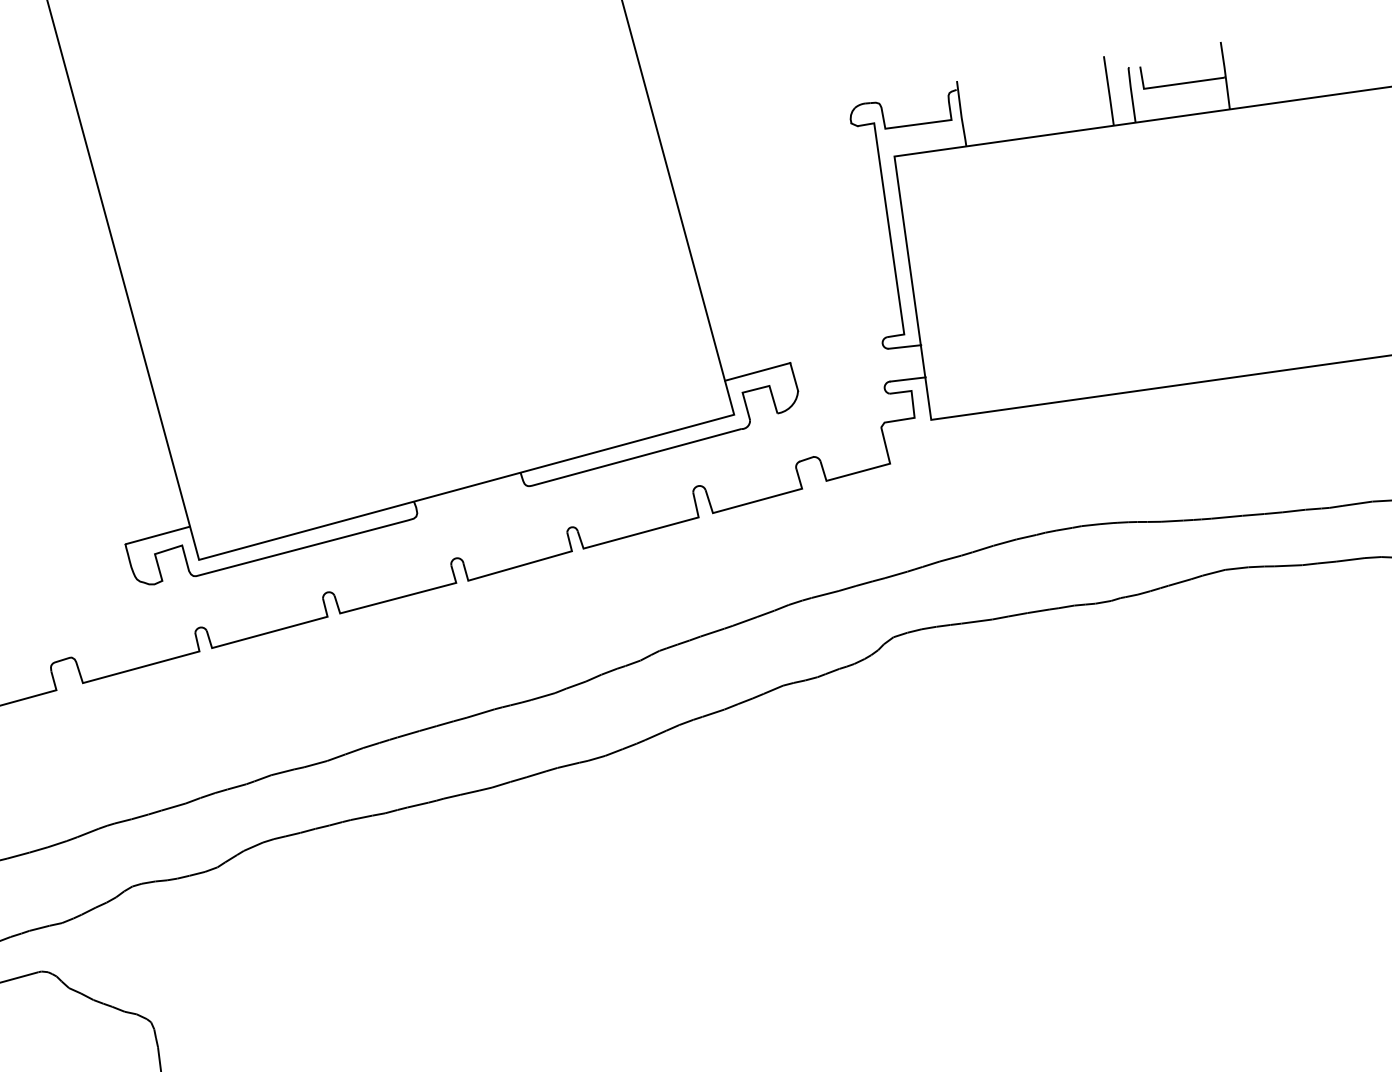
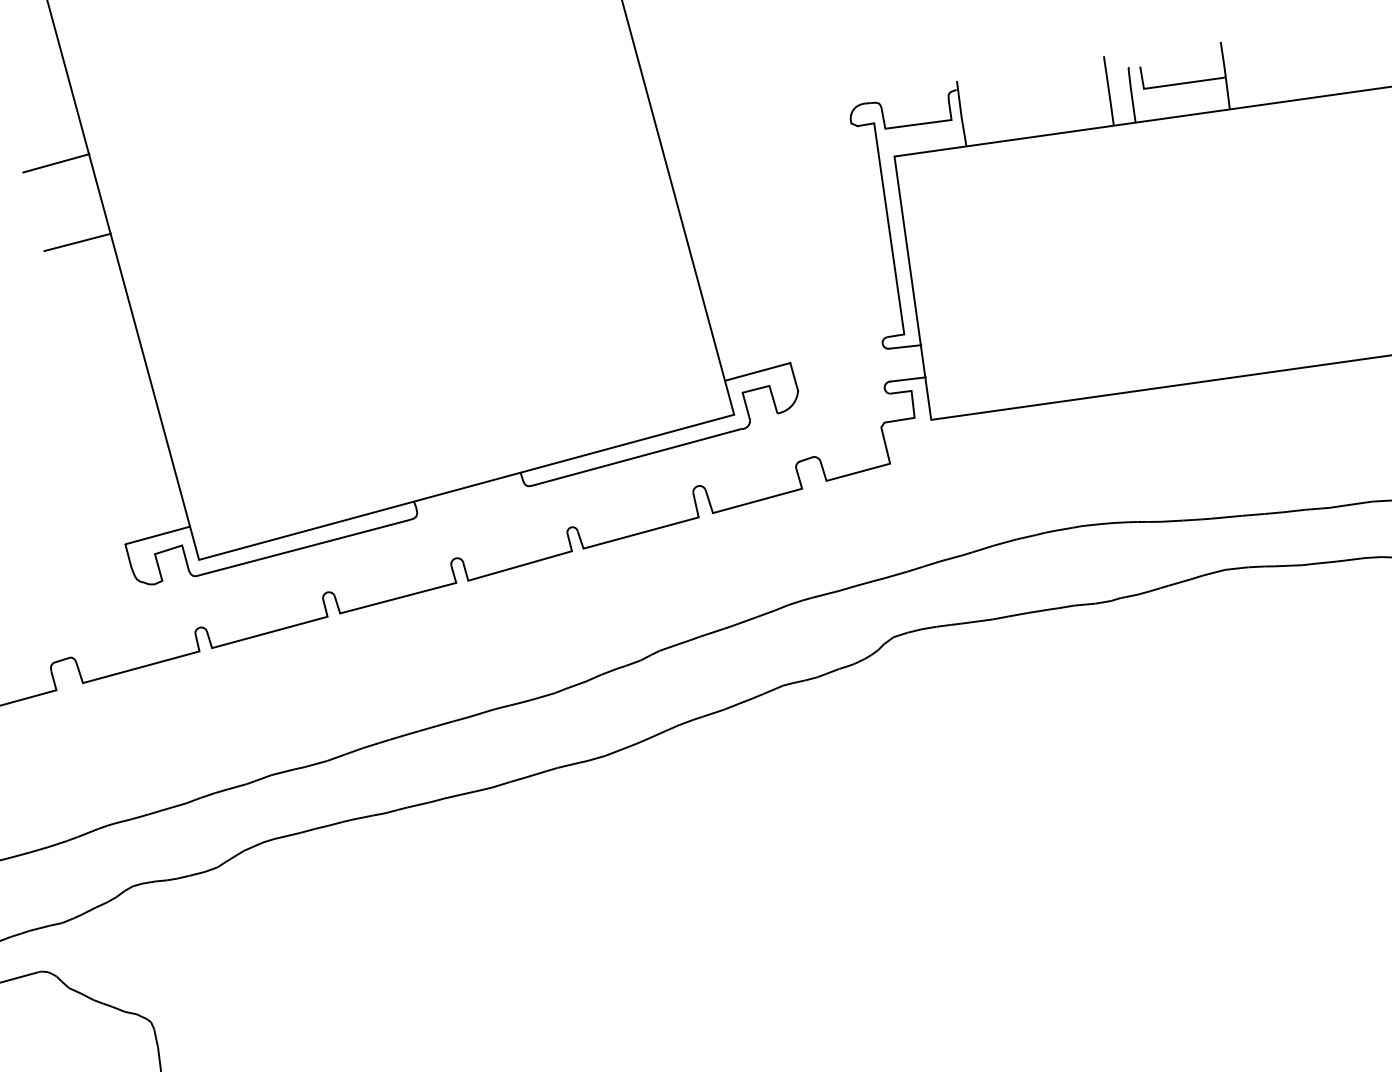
line: none -> present (56, 163)
line: none -> present (77, 242)
